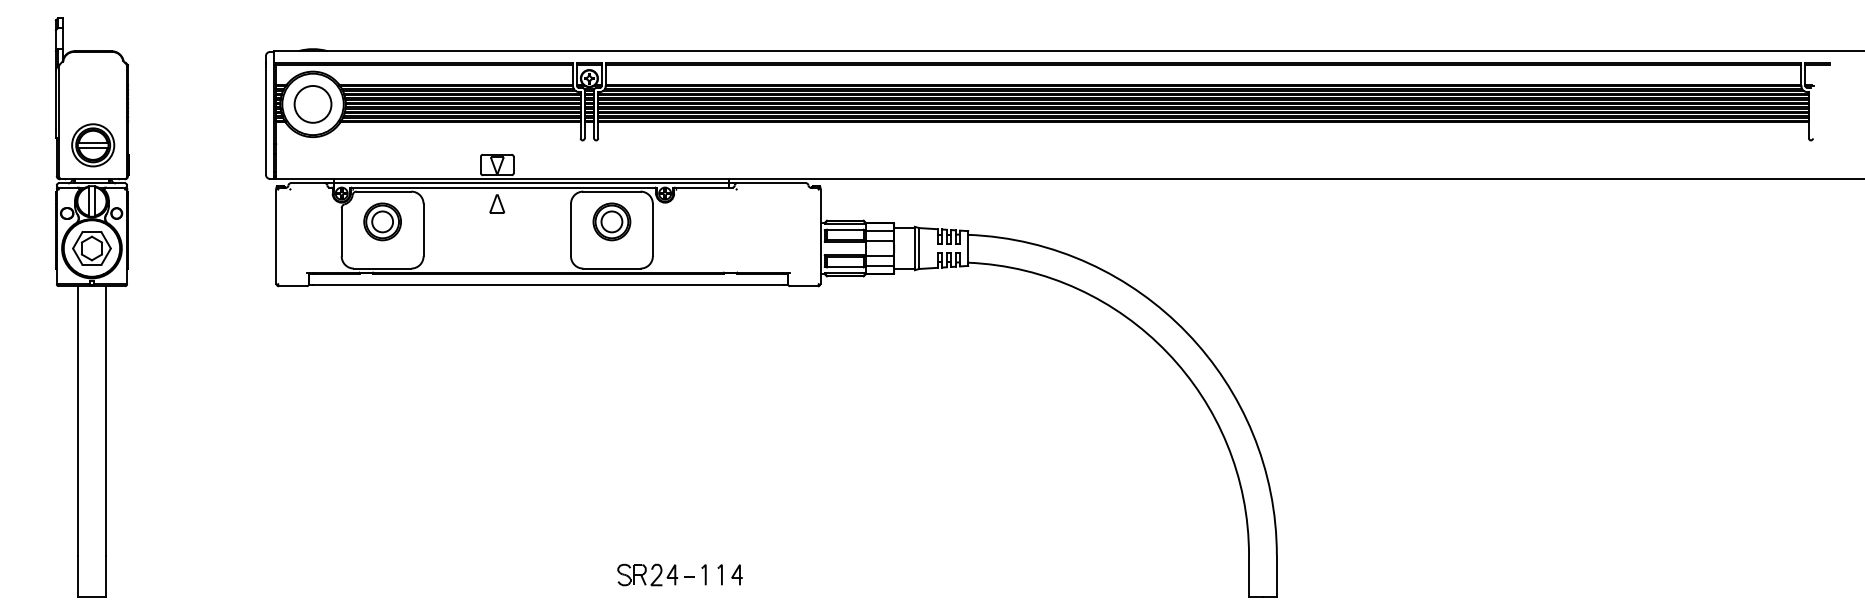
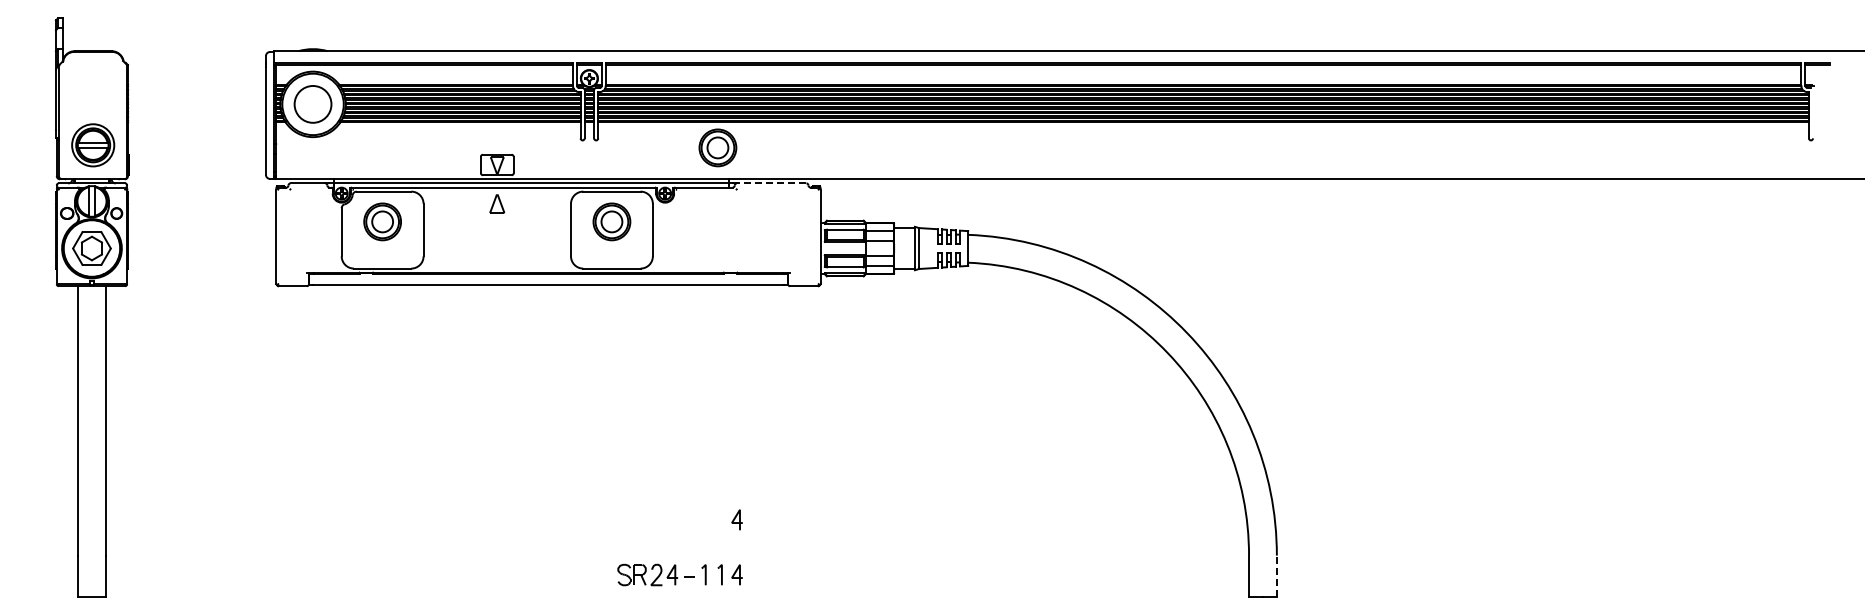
part: none -> present (717, 147)
line: solid -> dashed (771, 183)
line: none -> present (735, 519)
line: solid -> dashed (1276, 575)
